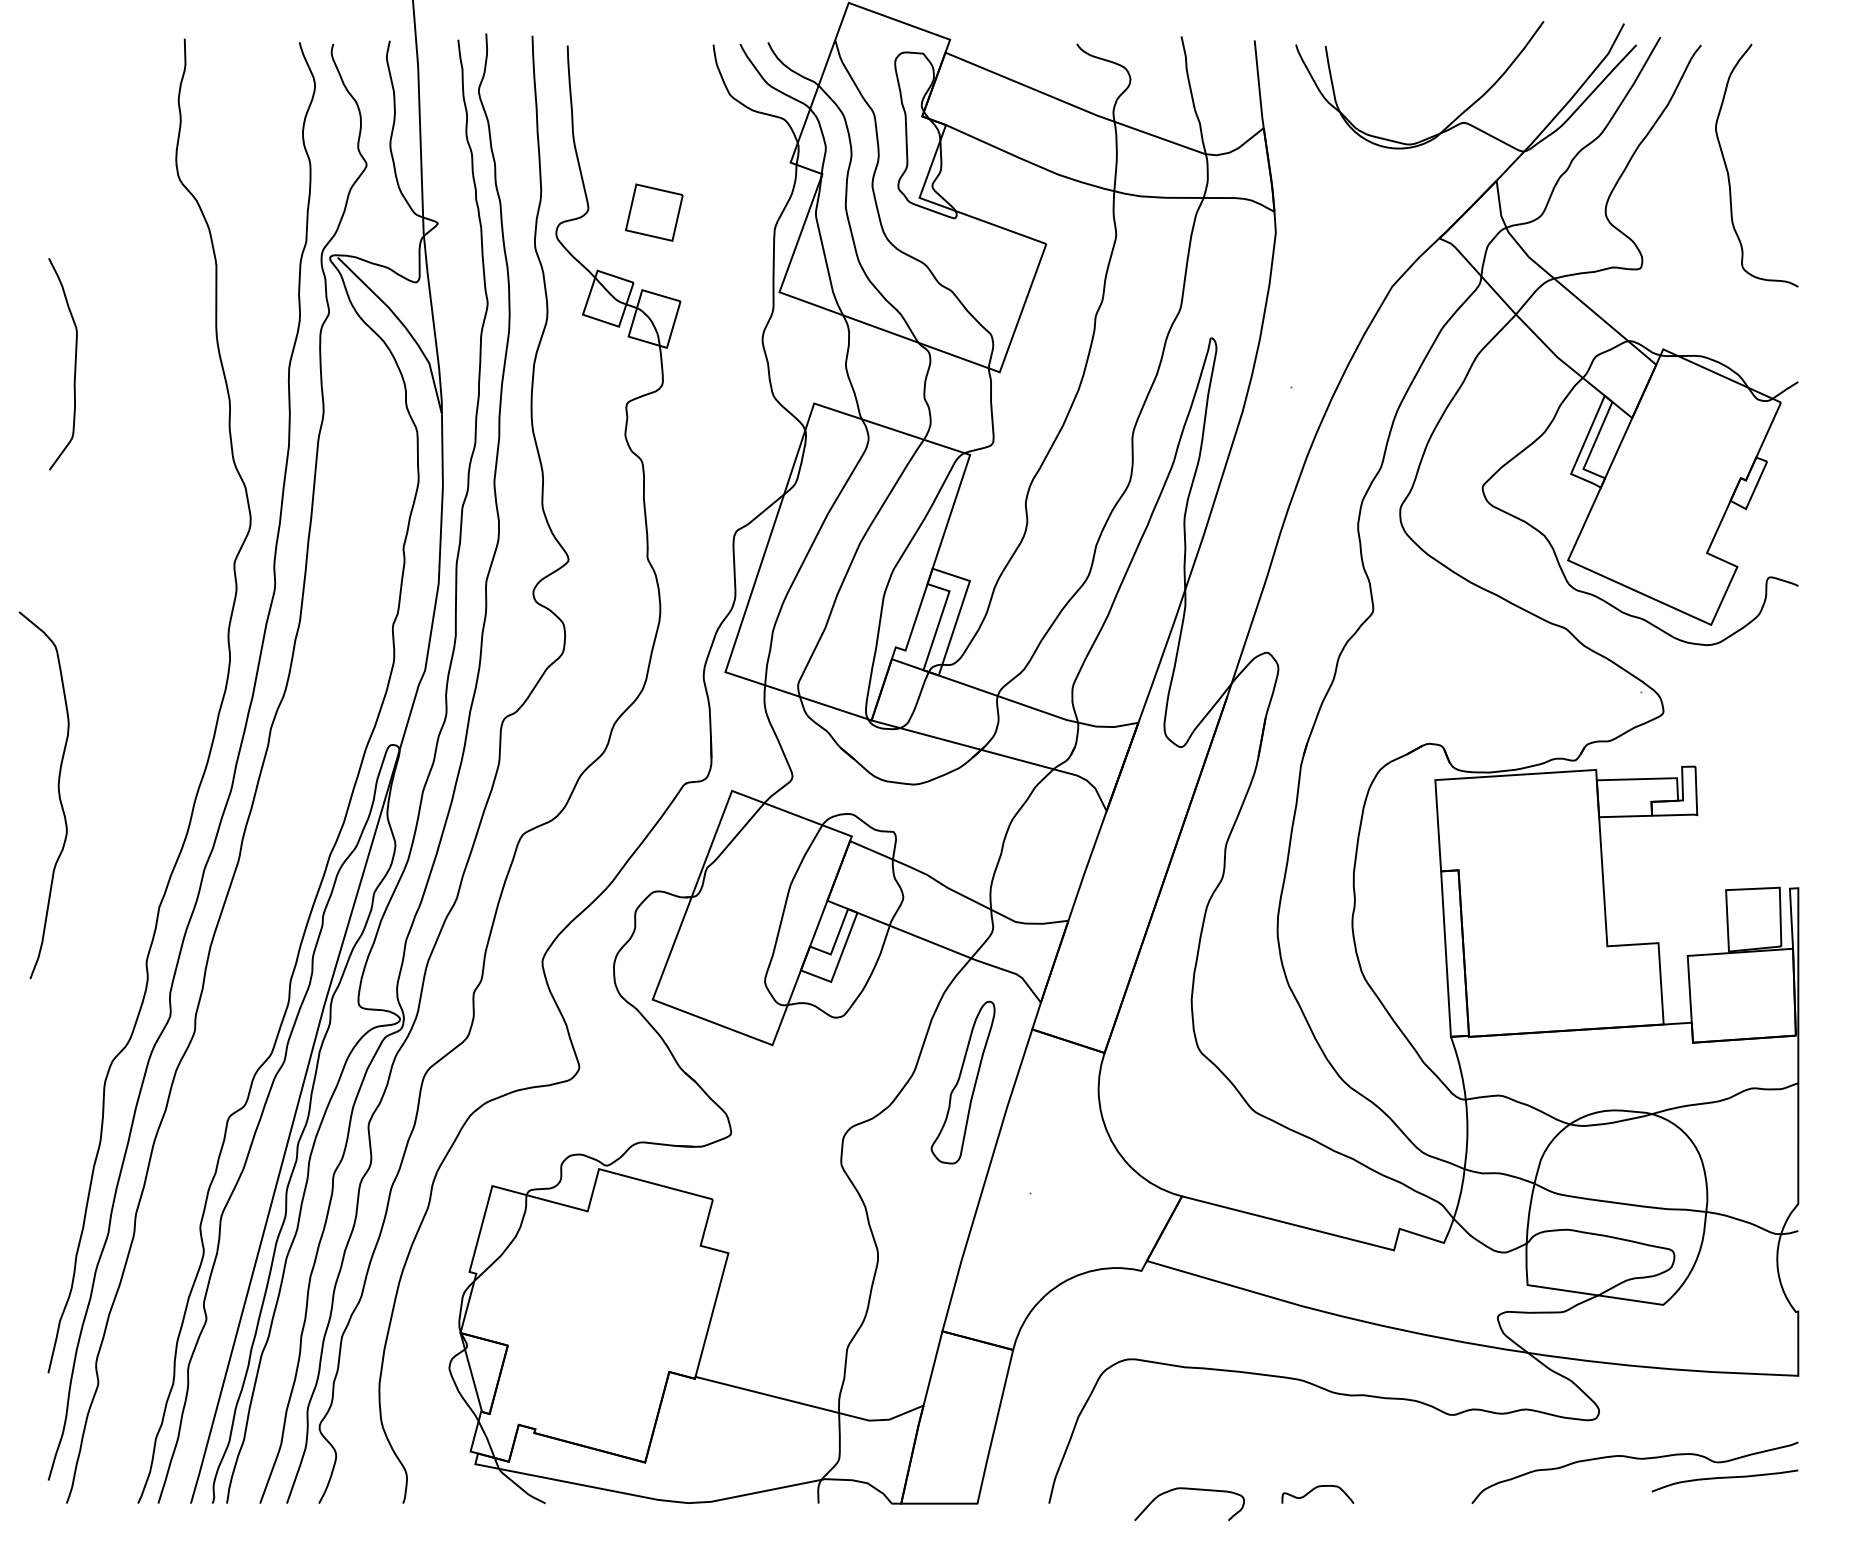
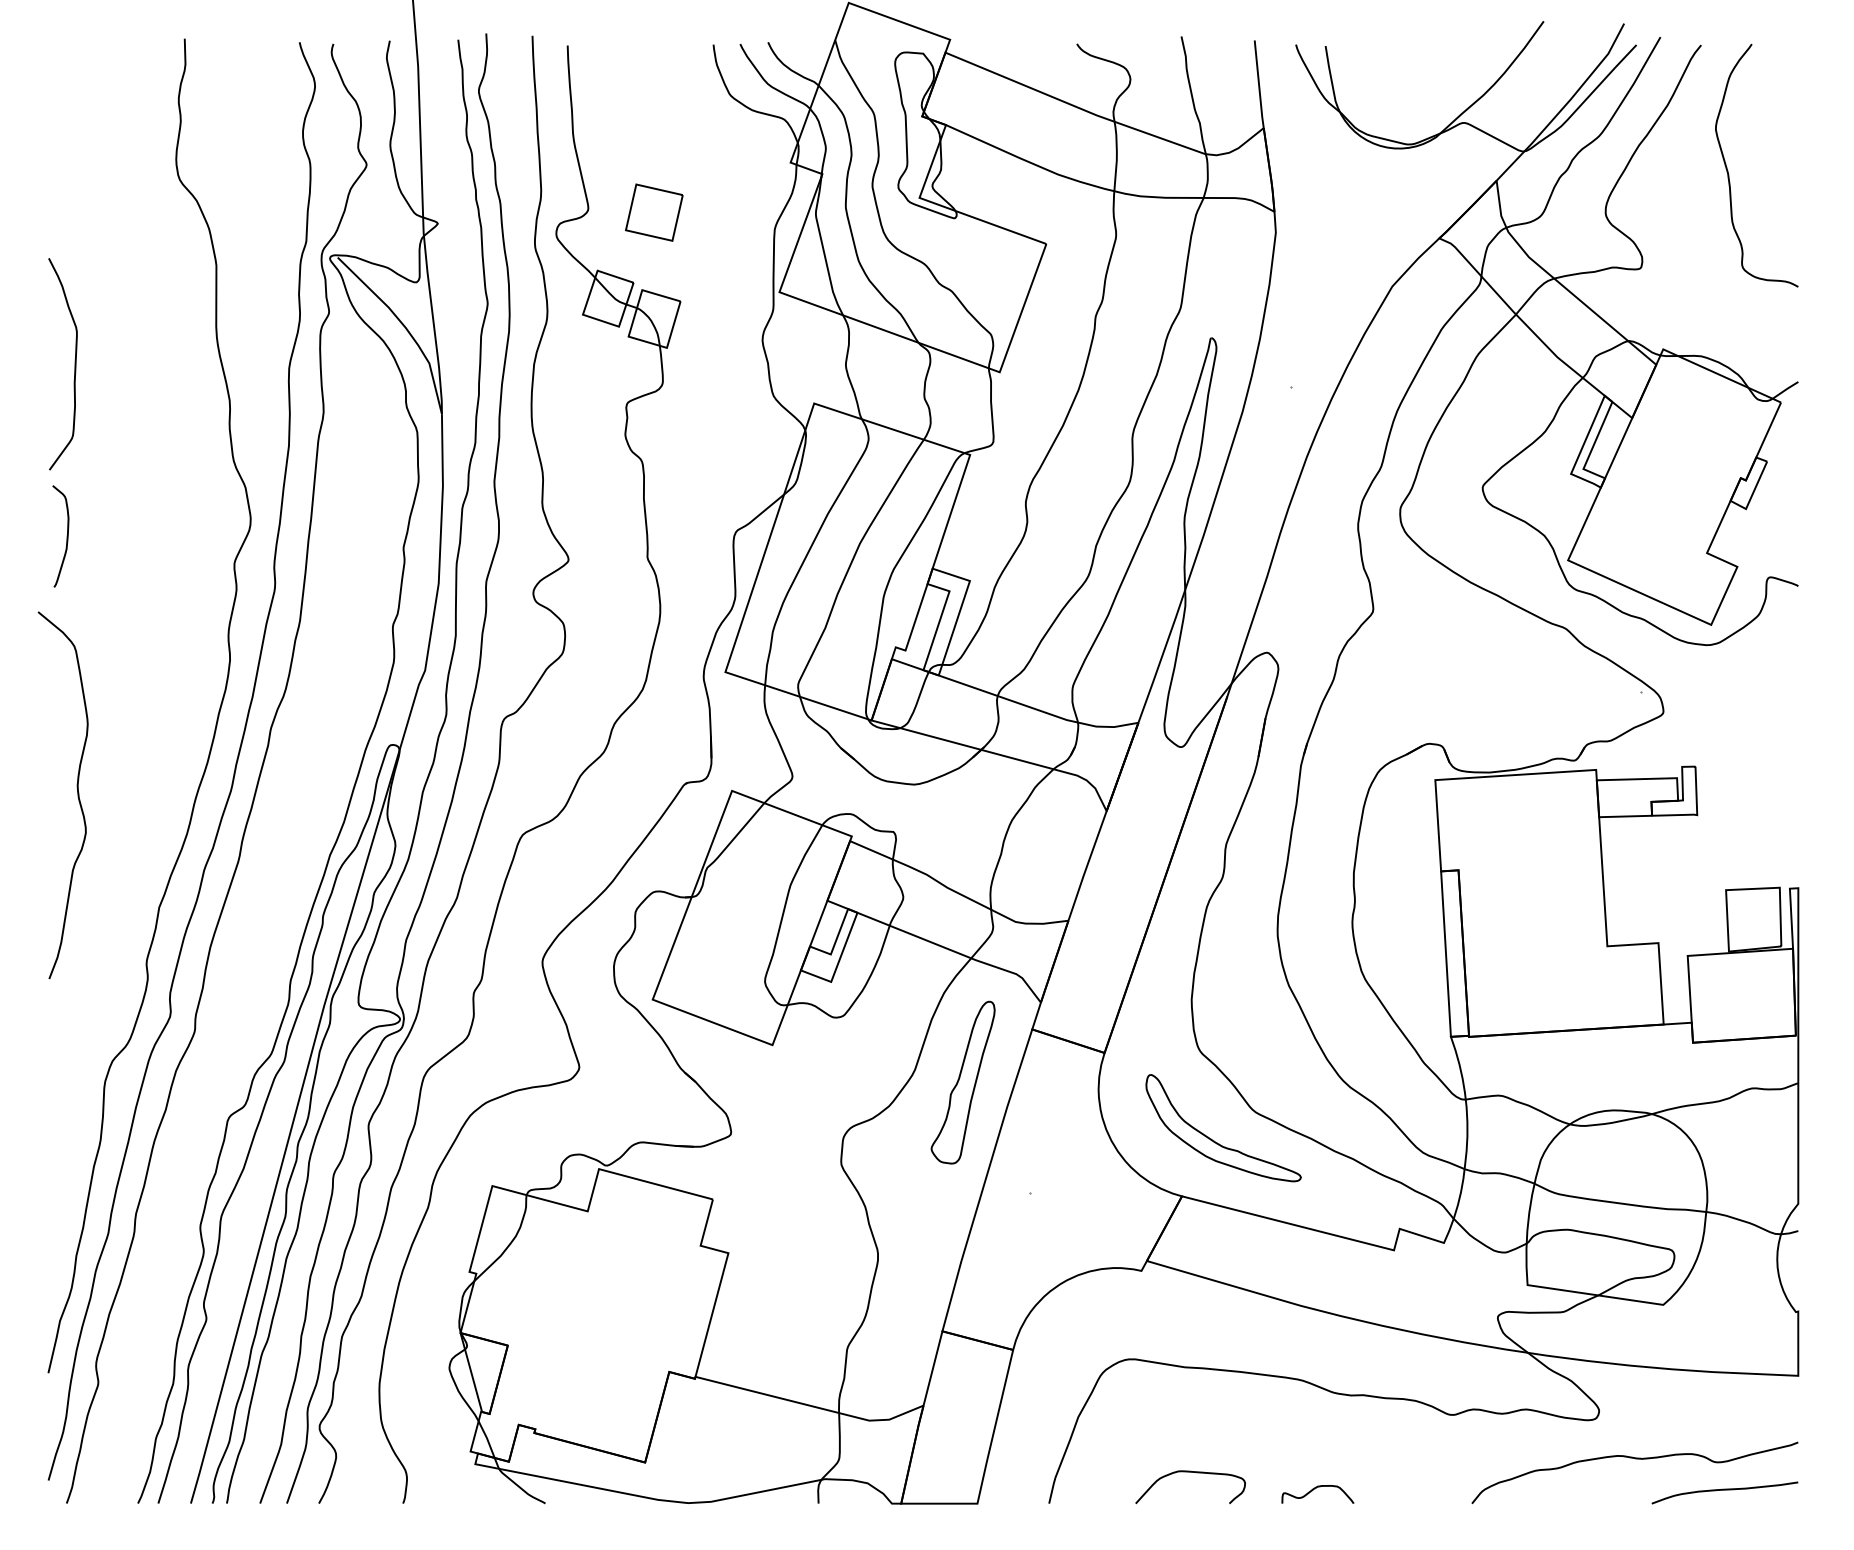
curve: none -> present (66, 536)
curve position: (58, 795) -> (77, 795) (77, 795)
part: none -> present (1214, 1140)
curve position: (1724, 1478) -> (1724, 1490) (1724, 1490)
curve position: (1189, 1489) -> (1190, 1472) (1190, 1472)
